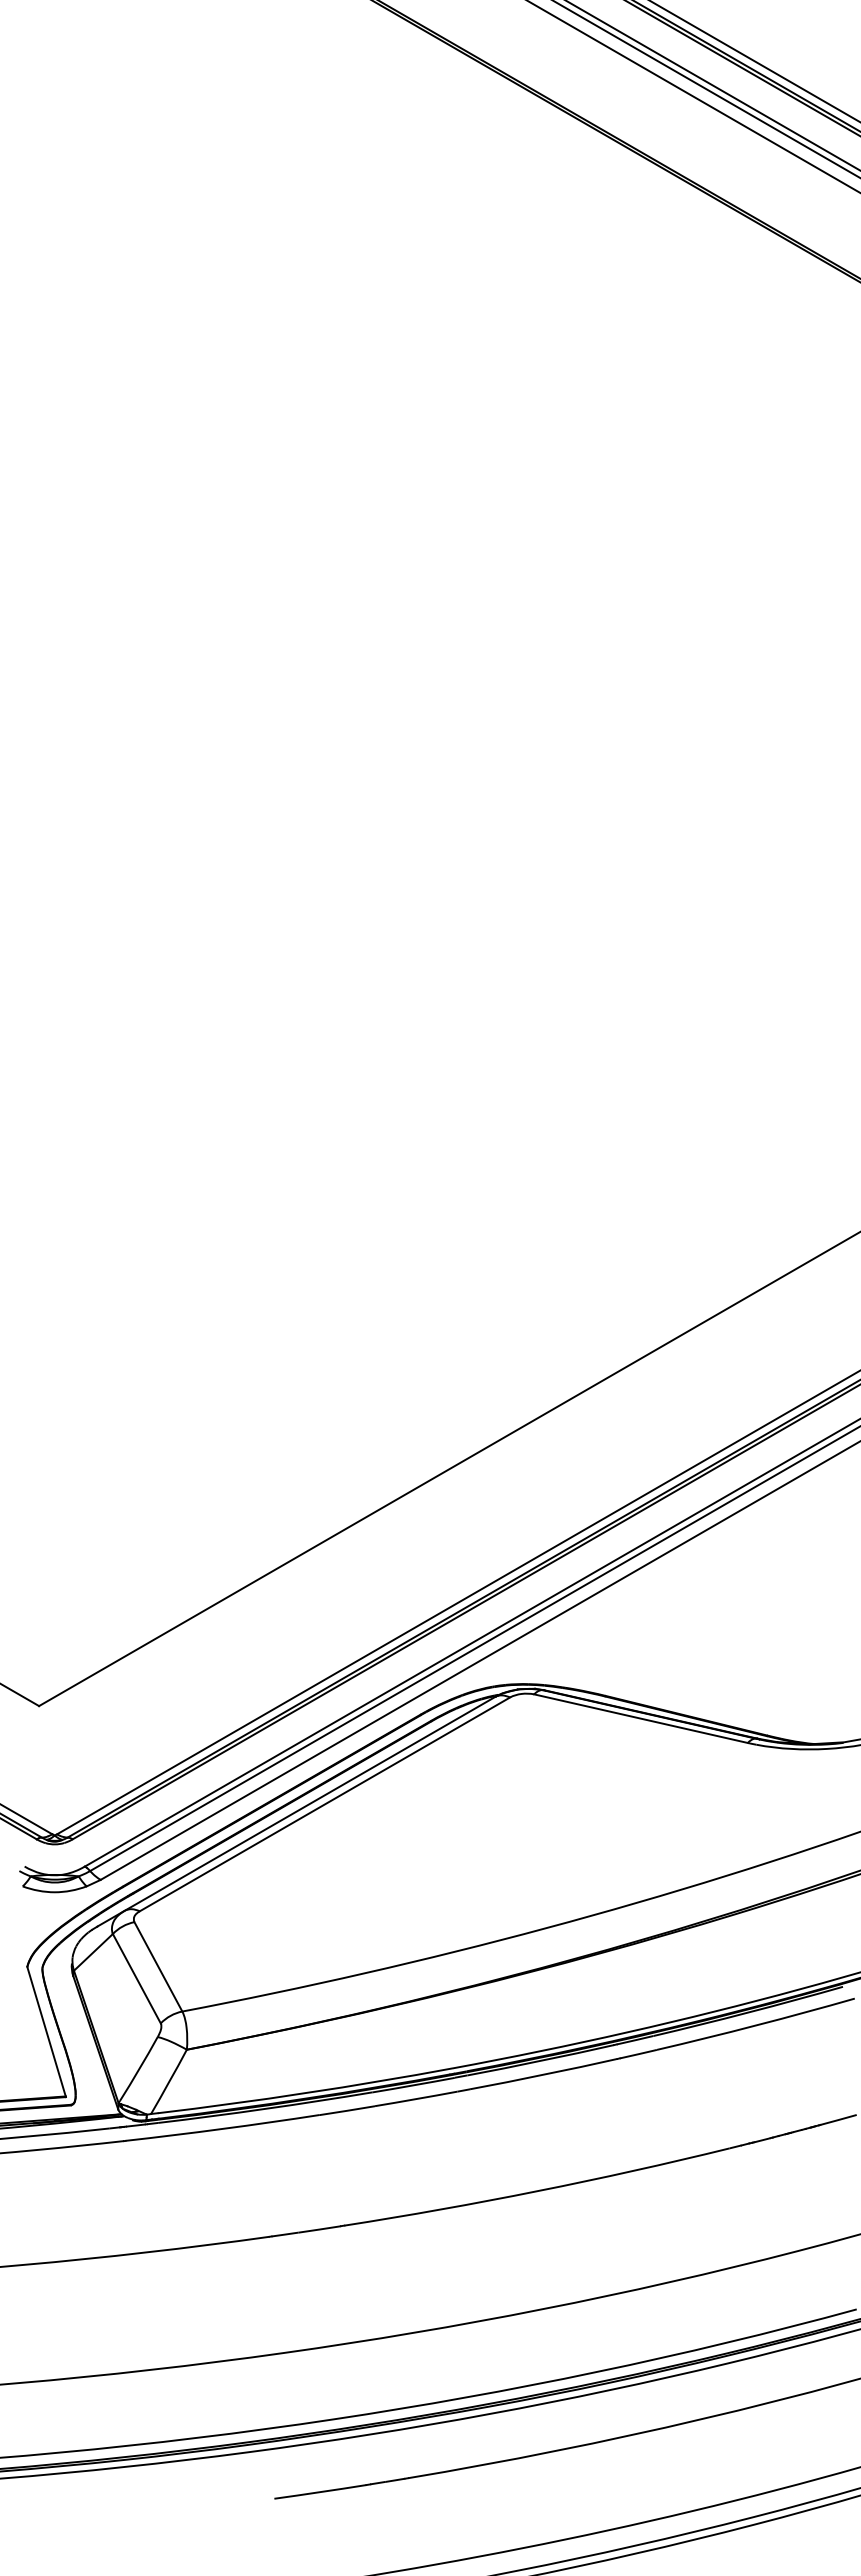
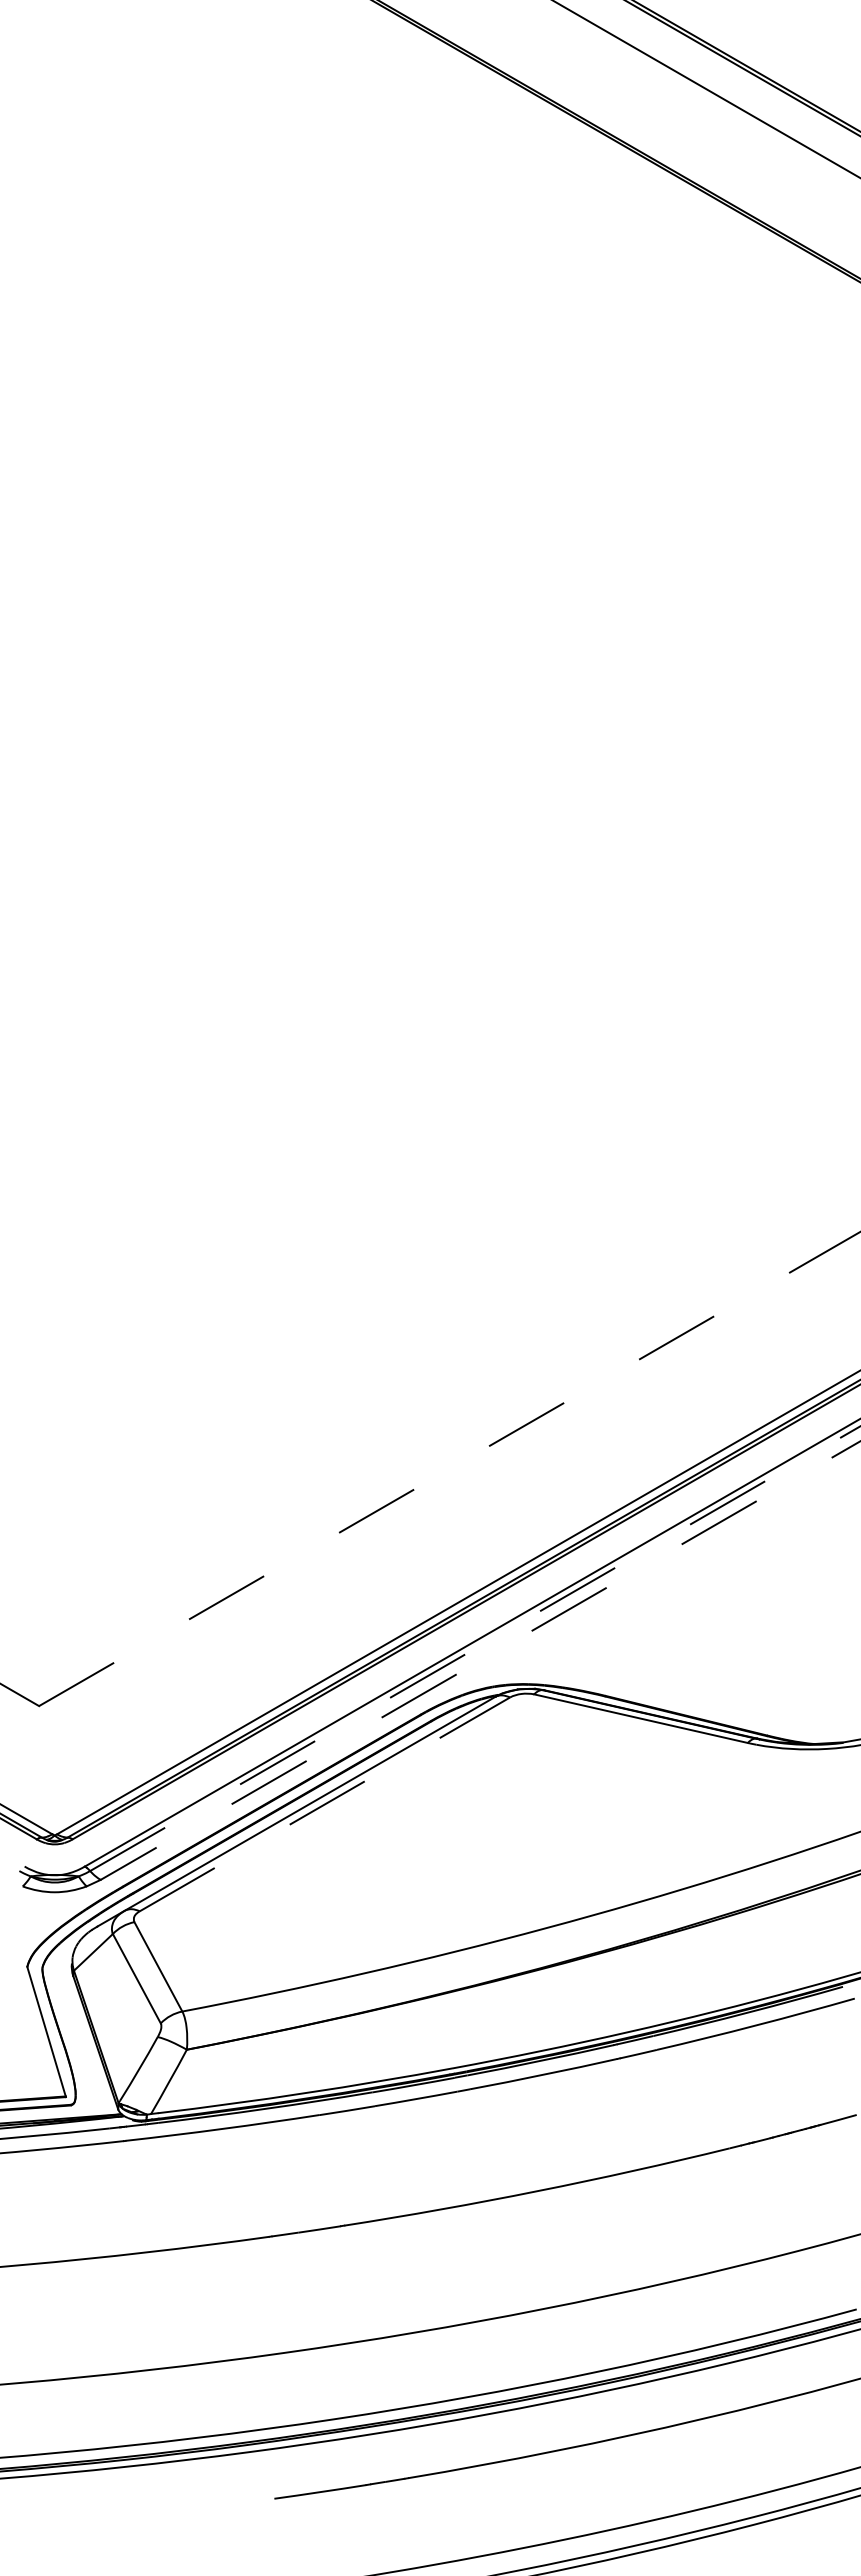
line: present -> none (754, 61)
line: present -> none (713, 85)
line: present -> none (693, 96)
line: solid -> dashed (450, 1468)
line: solid -> dashed (475, 1648)
line: solid -> dashed (480, 1660)
line: solid -> dashed (324, 1804)
